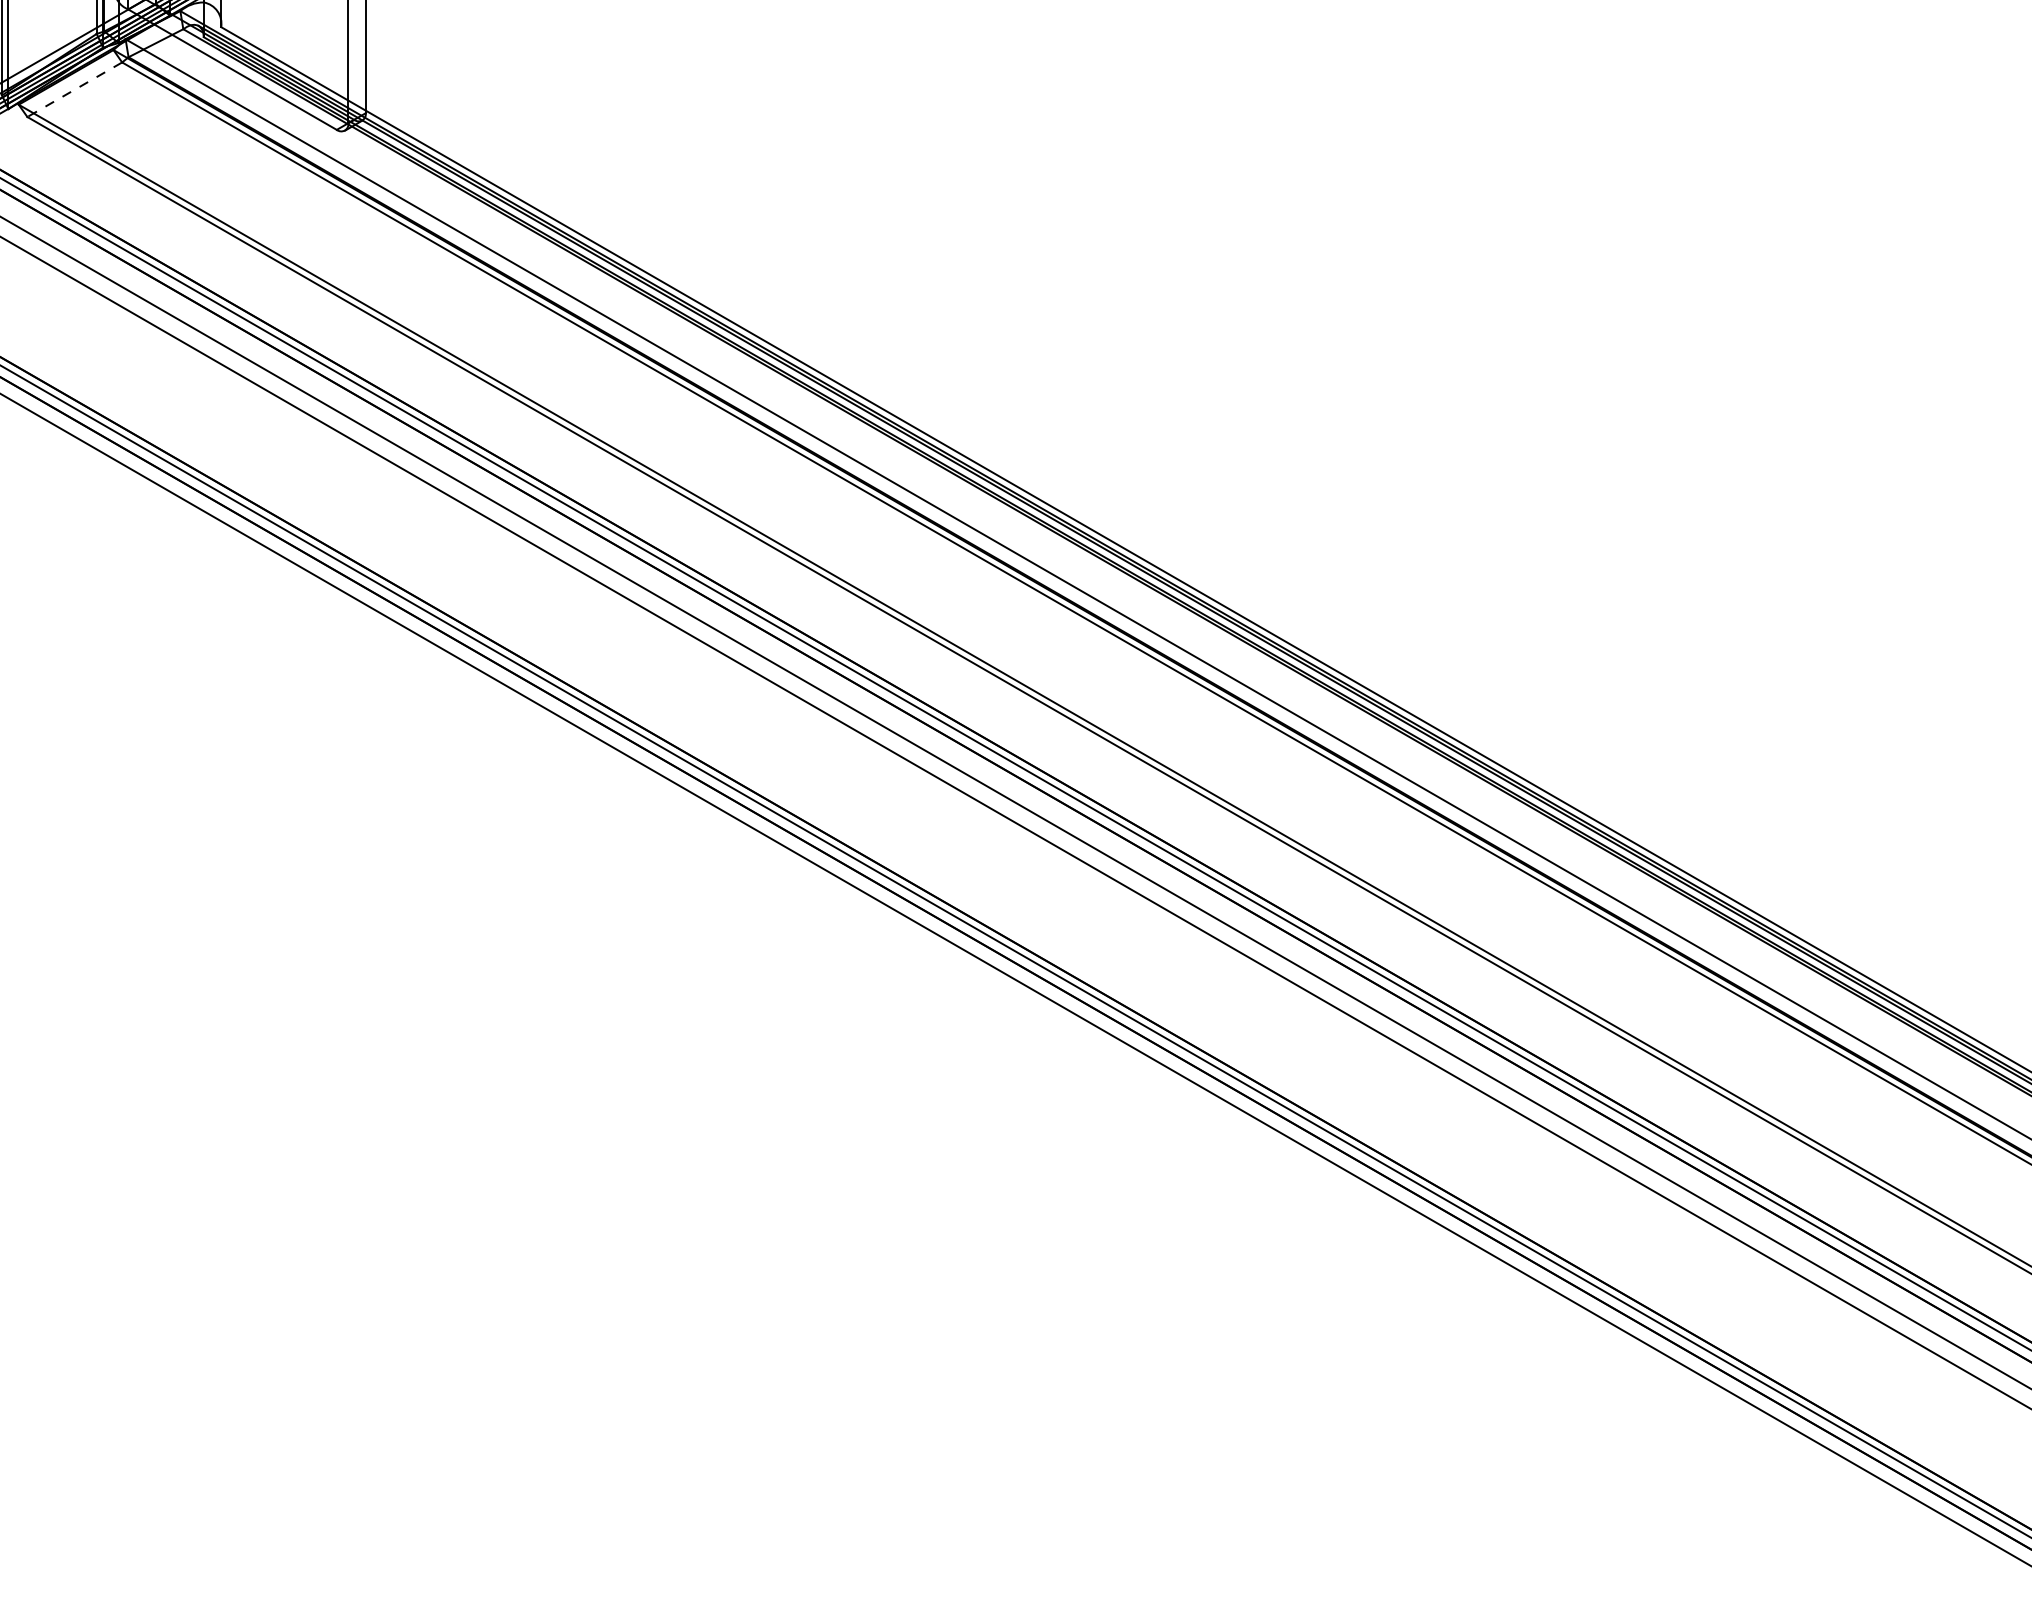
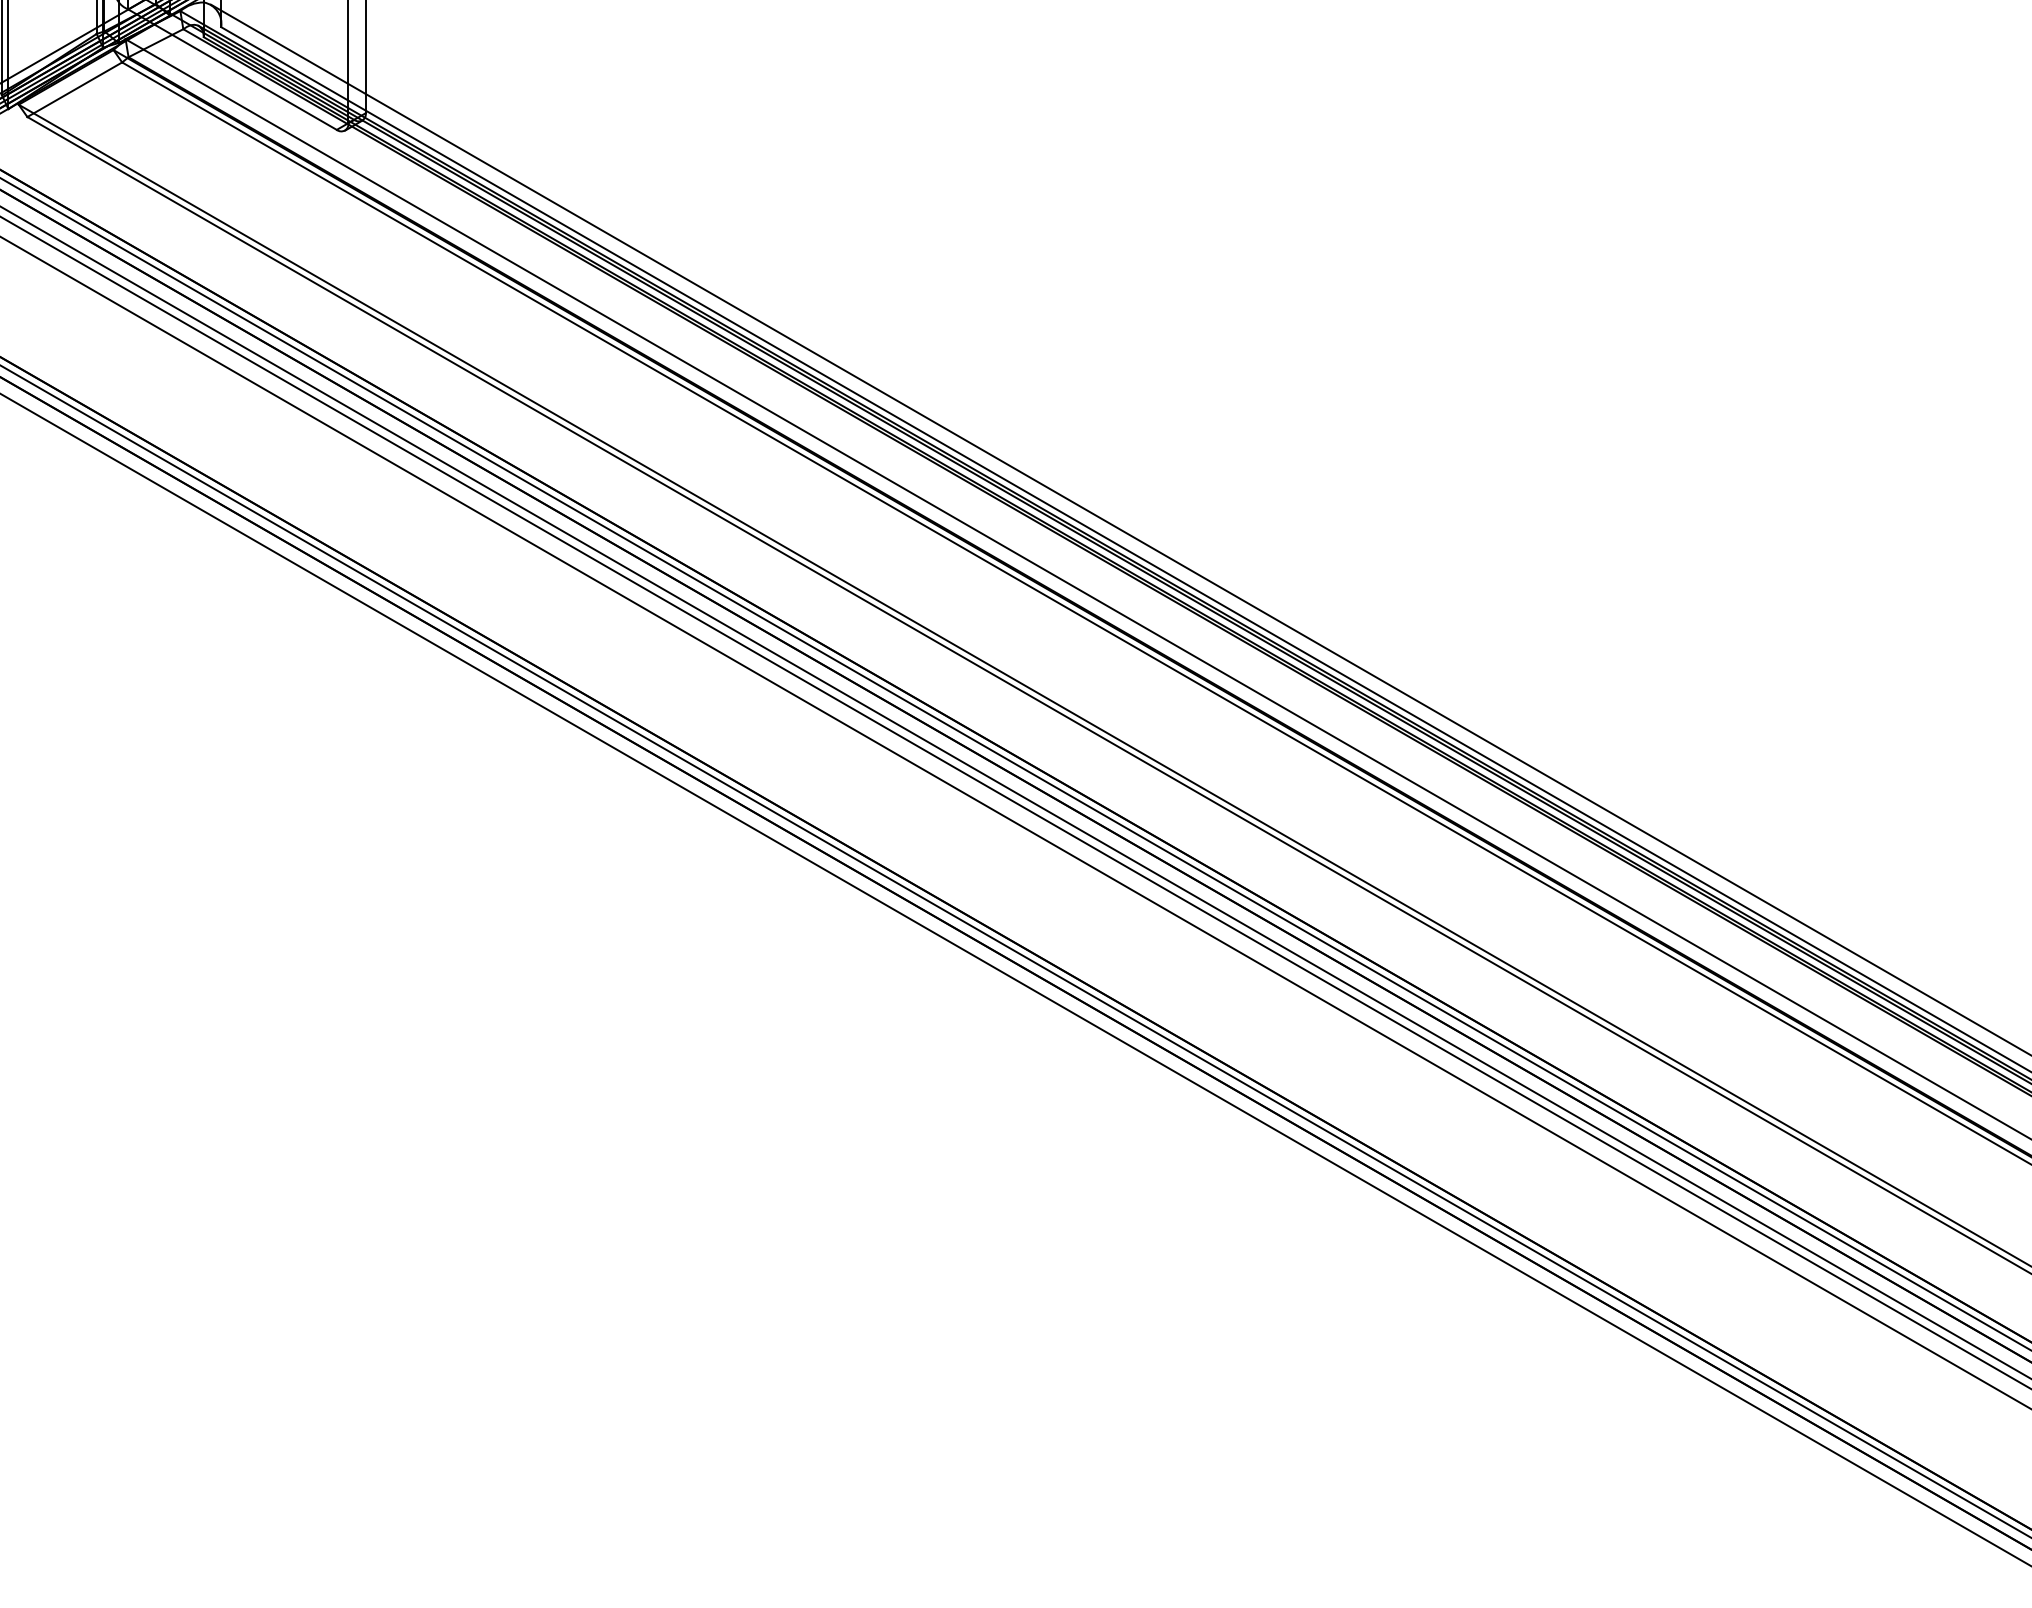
line: dashed -> solid (74, 89)
line: none -> present (1119, 529)
line: none -> present (1015, 792)
